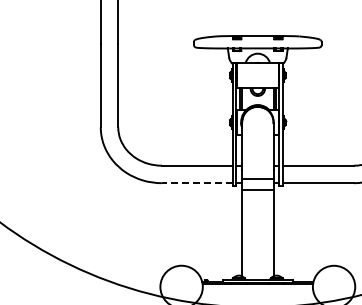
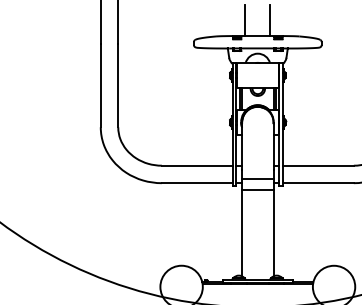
line: none -> present (245, 20)
line: none -> present (270, 20)
line: dashed -> solid (197, 183)
